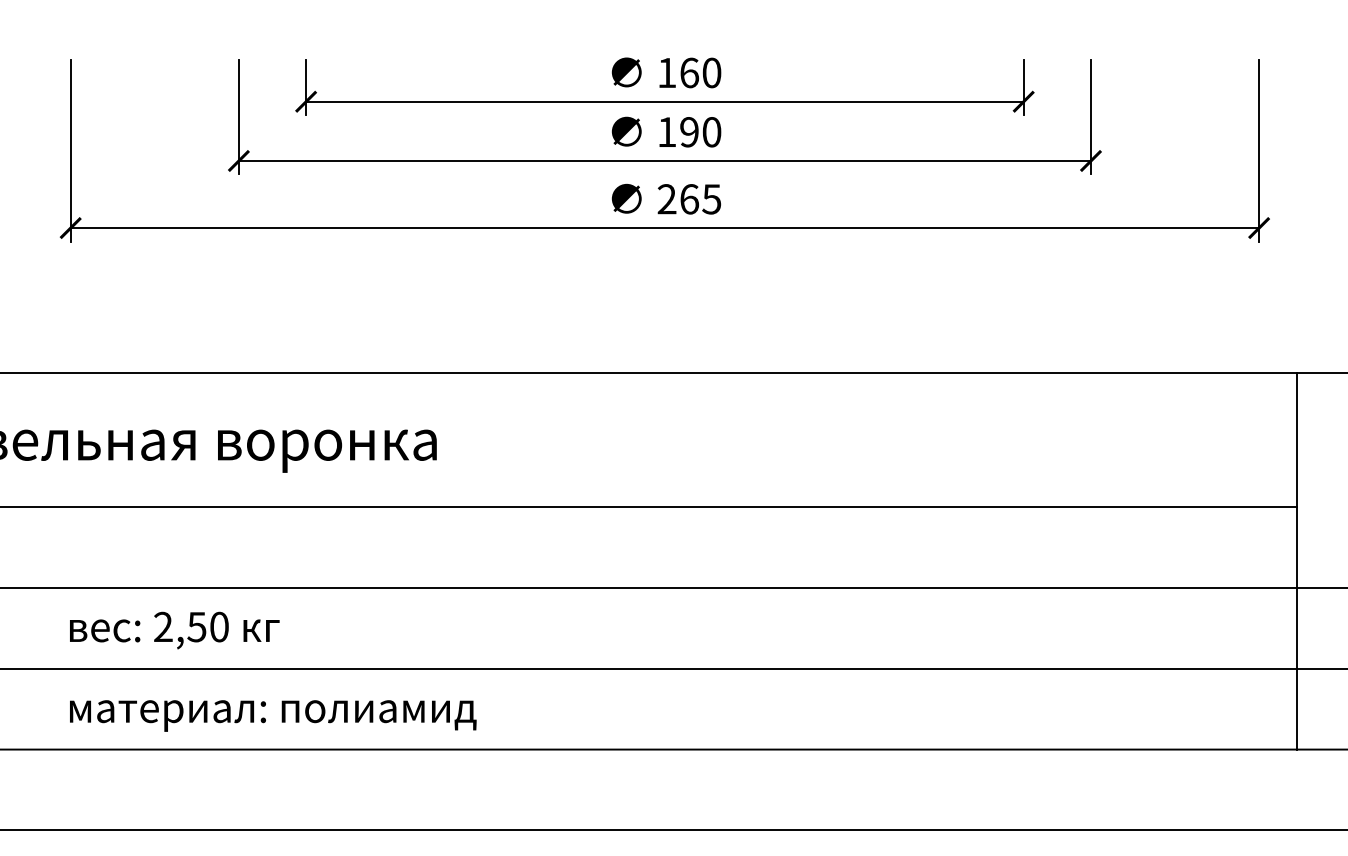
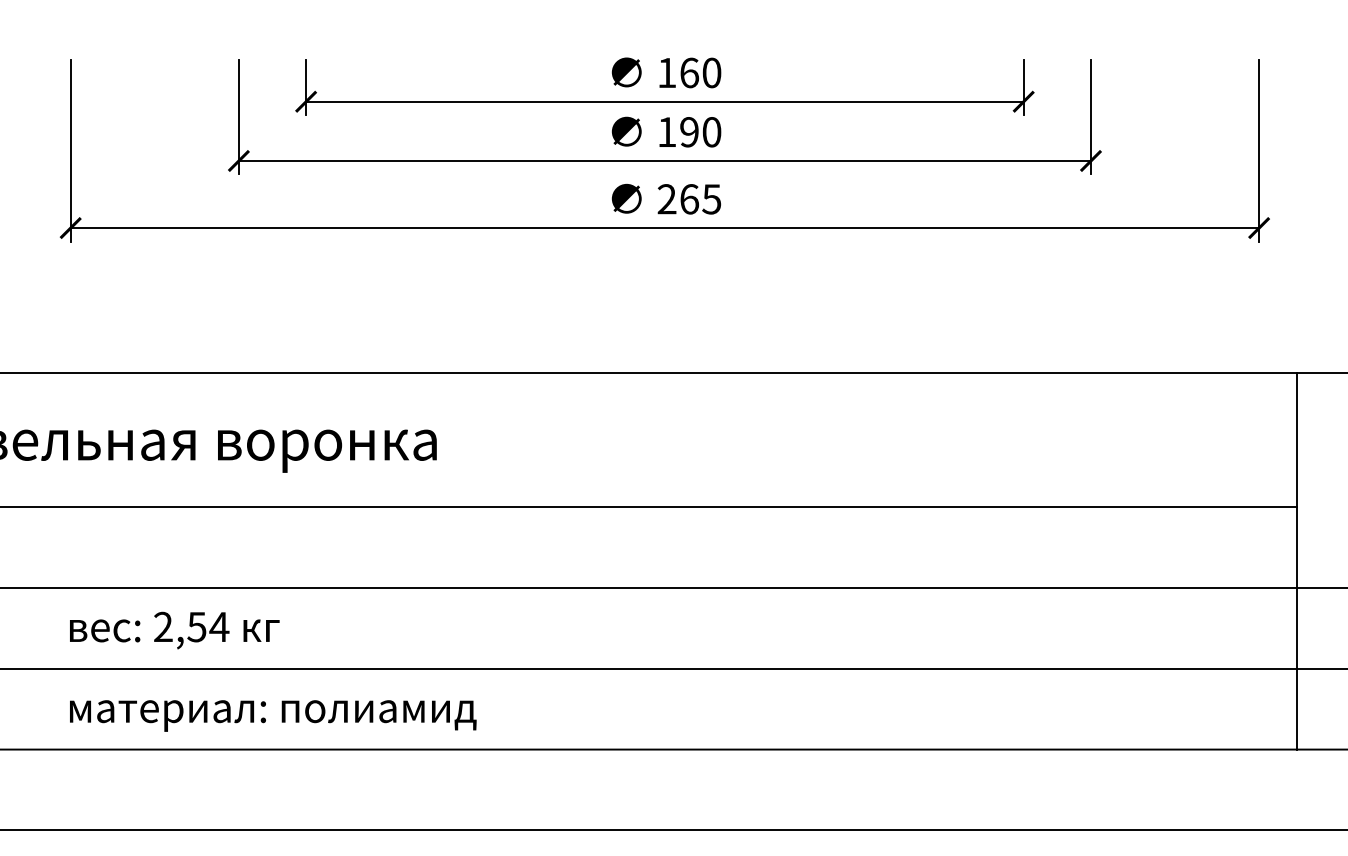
text: 2,50 -> 2,54 (219, 626)
